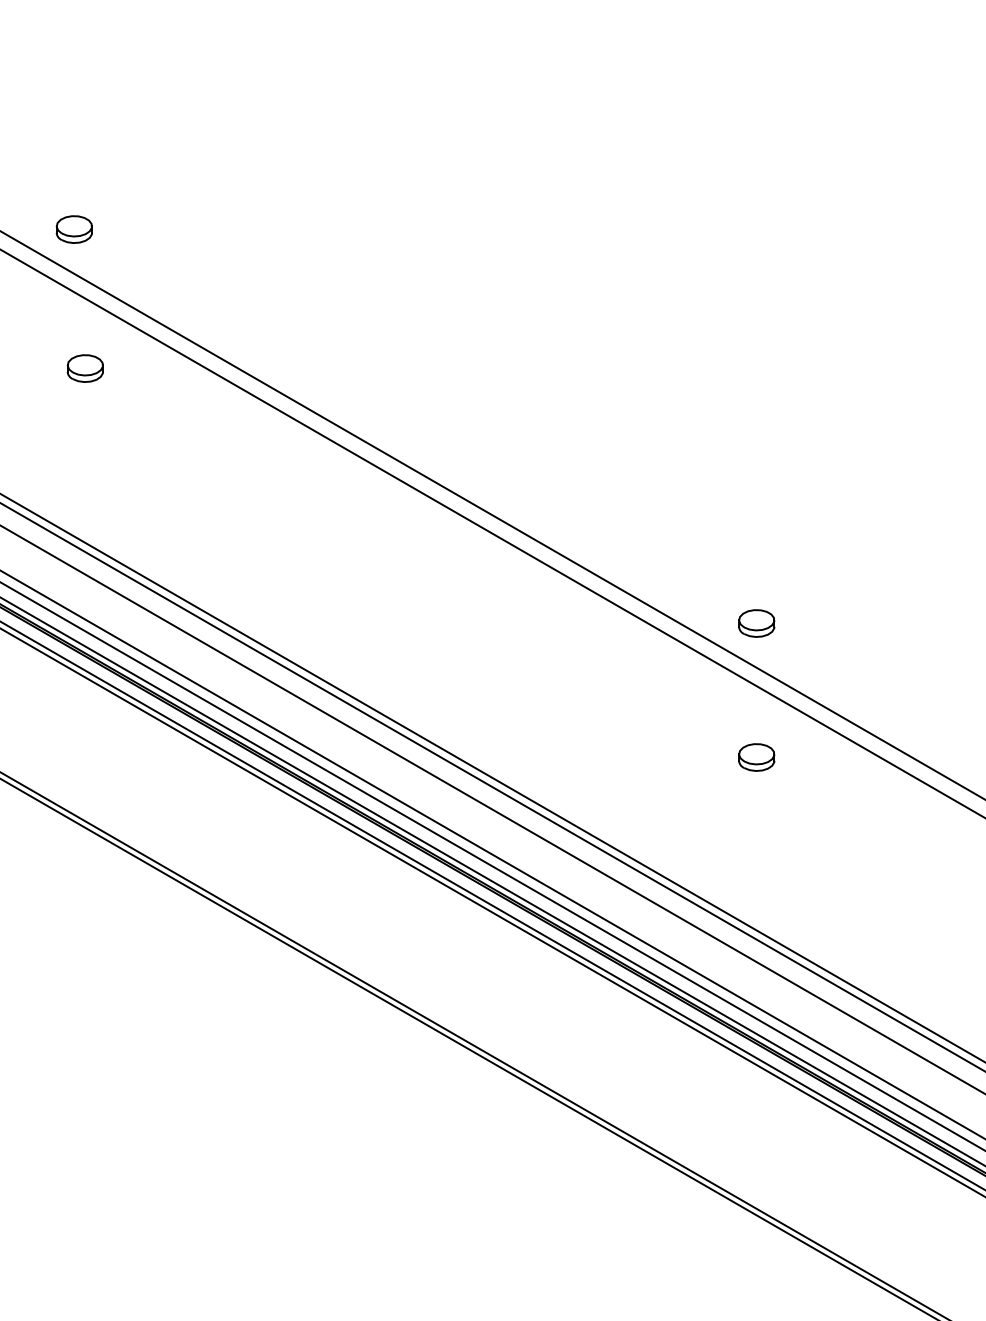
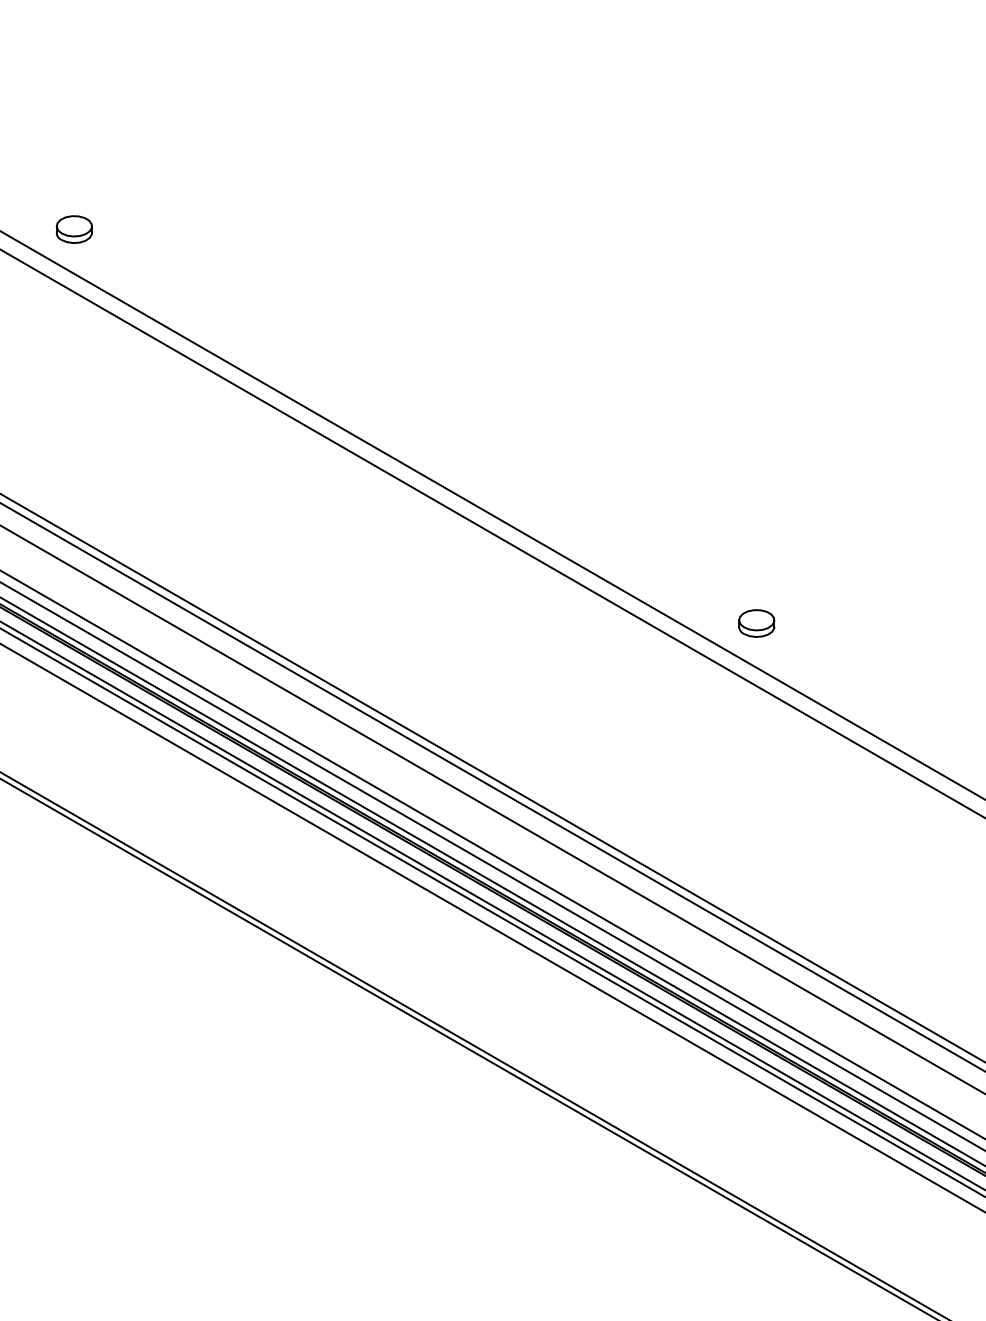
part: present -> none (84, 368)
part: present -> none (756, 757)
line: none -> present (492, 927)
